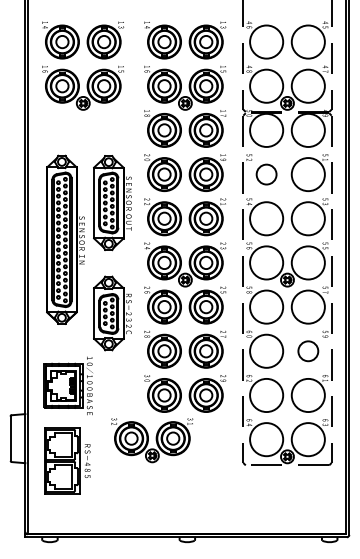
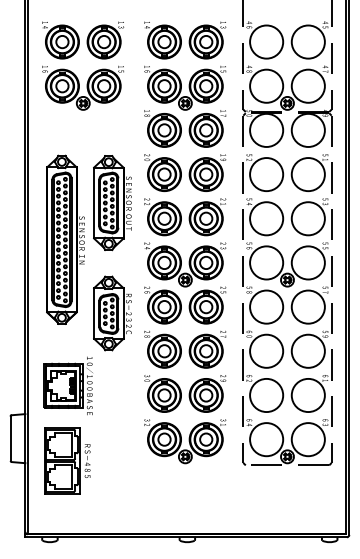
circle diameter: 20 px -> 33 px (266, 174)
circle diameter: 20 px -> 33 px (307, 350)
part position: (152, 440) -> (185, 441) (185, 441)
